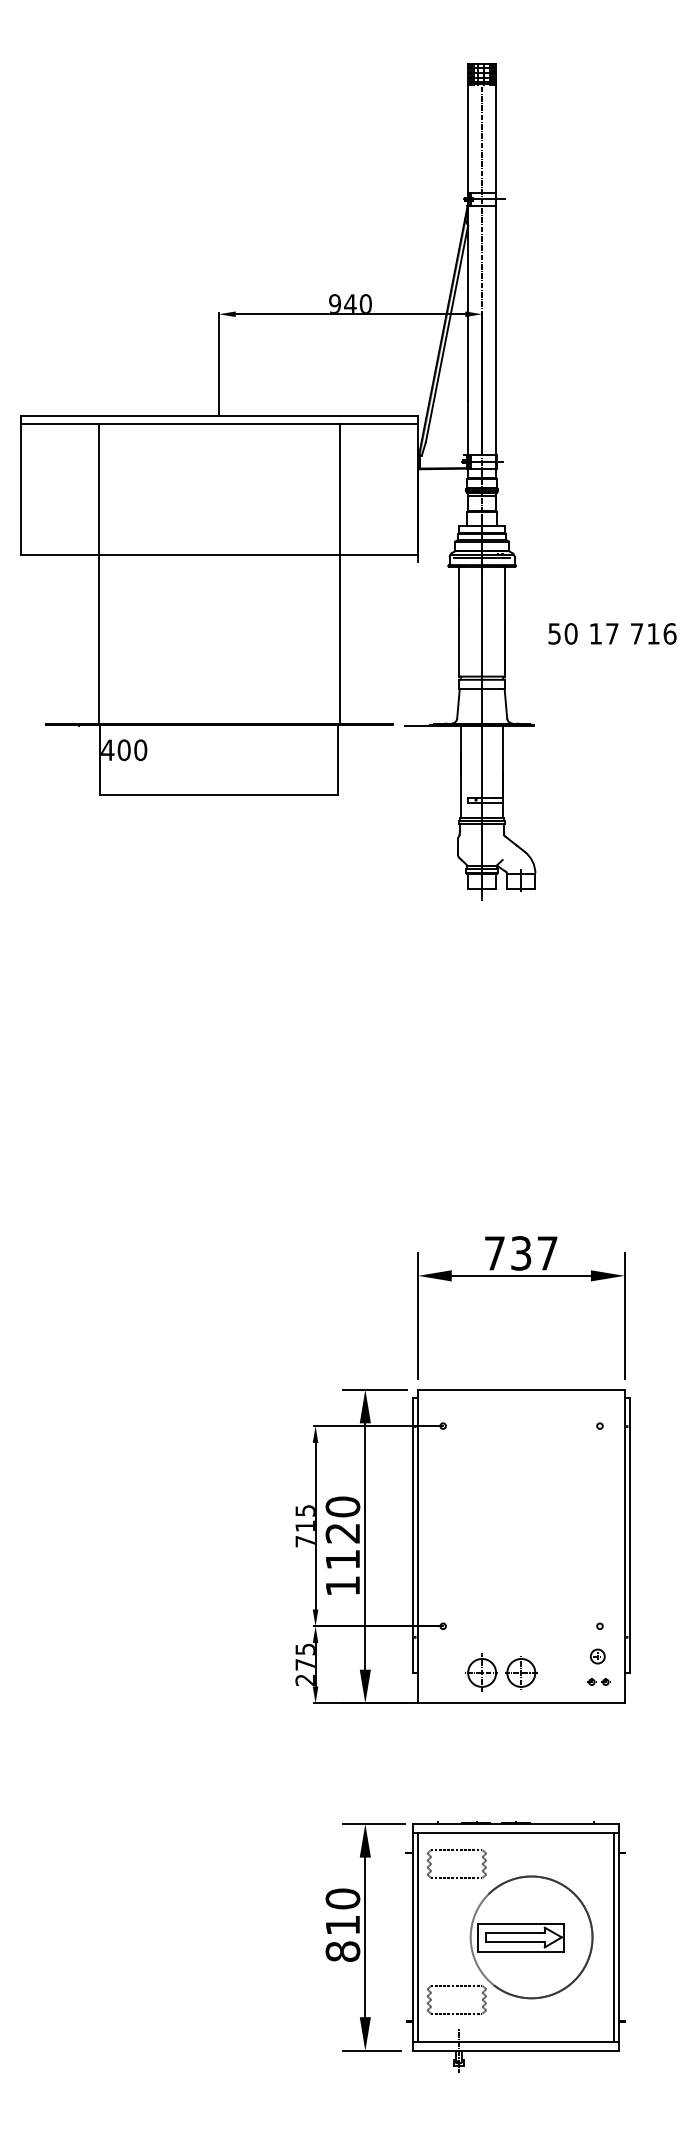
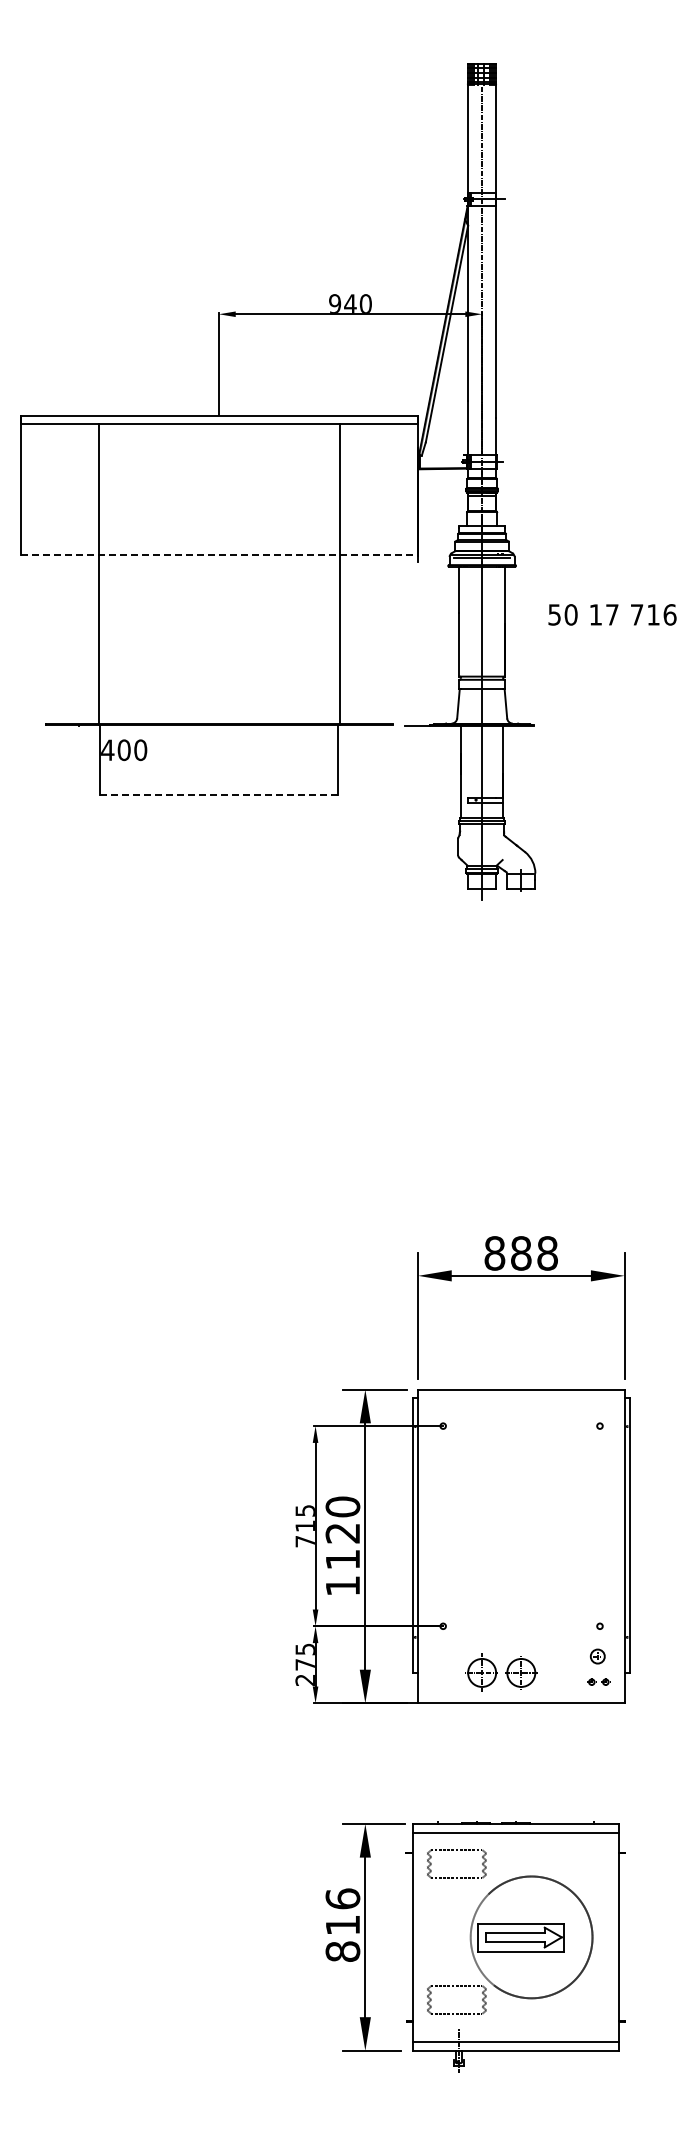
line: solid -> dashed (219, 555)
text position: (612, 633) -> (612, 614) (612, 614)
line: solid -> dashed (219, 794)
text: 737 -> 888 (520, 1253)
text: 810 -> 816 (342, 1898)
line: present -> none (418, 1937)
line: present -> none (613, 1937)
